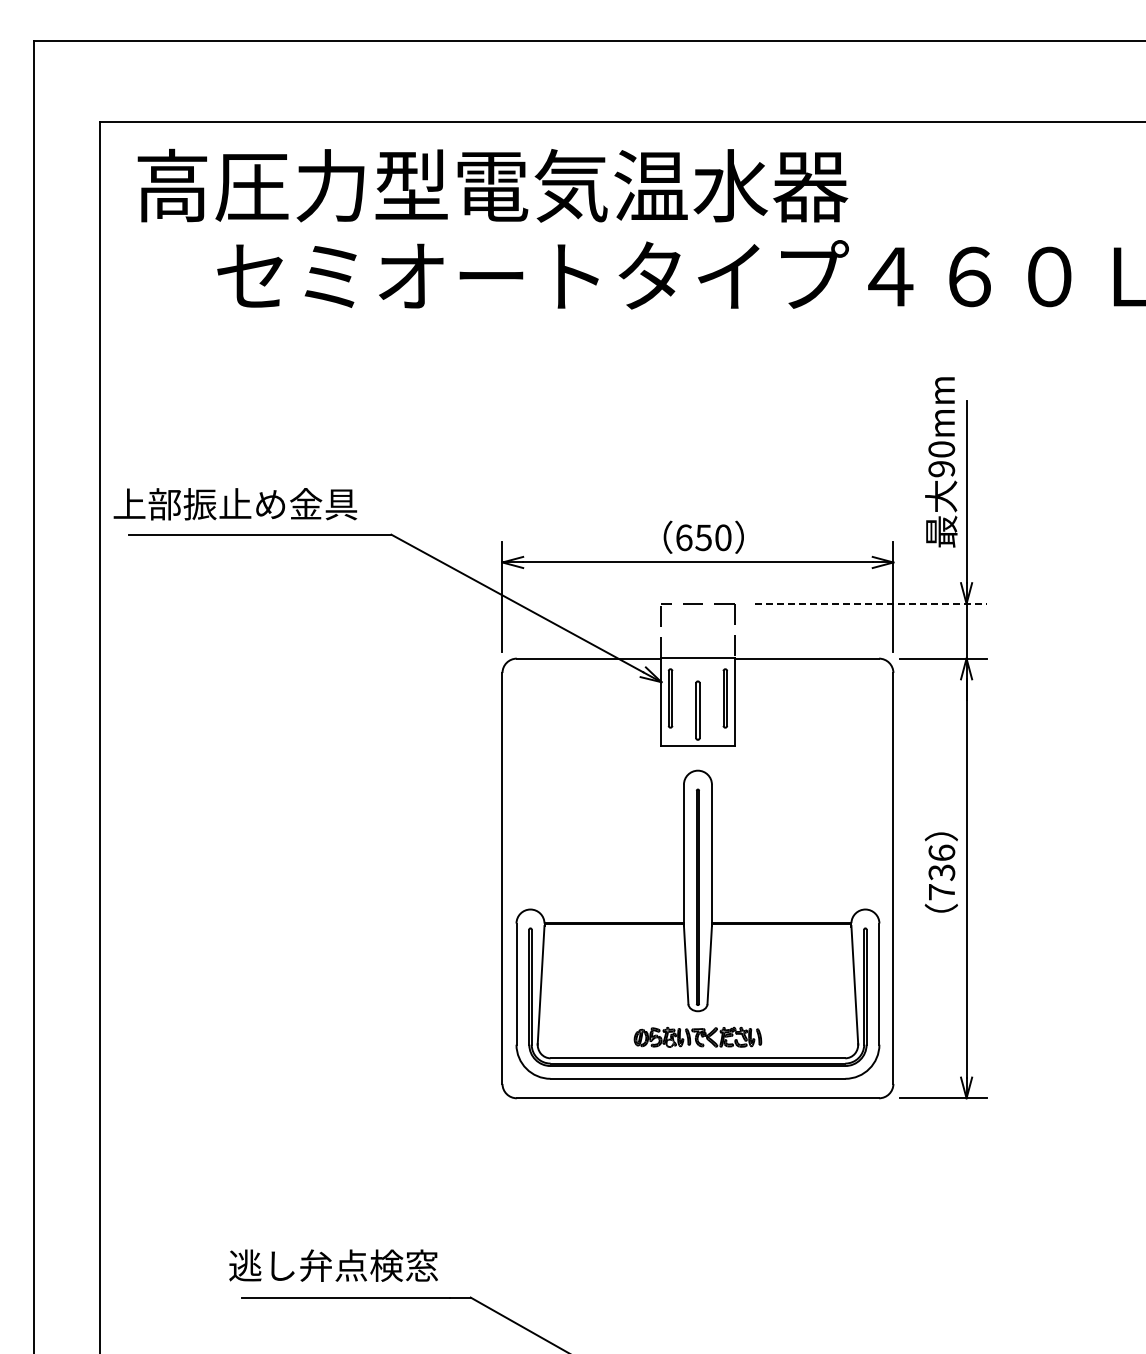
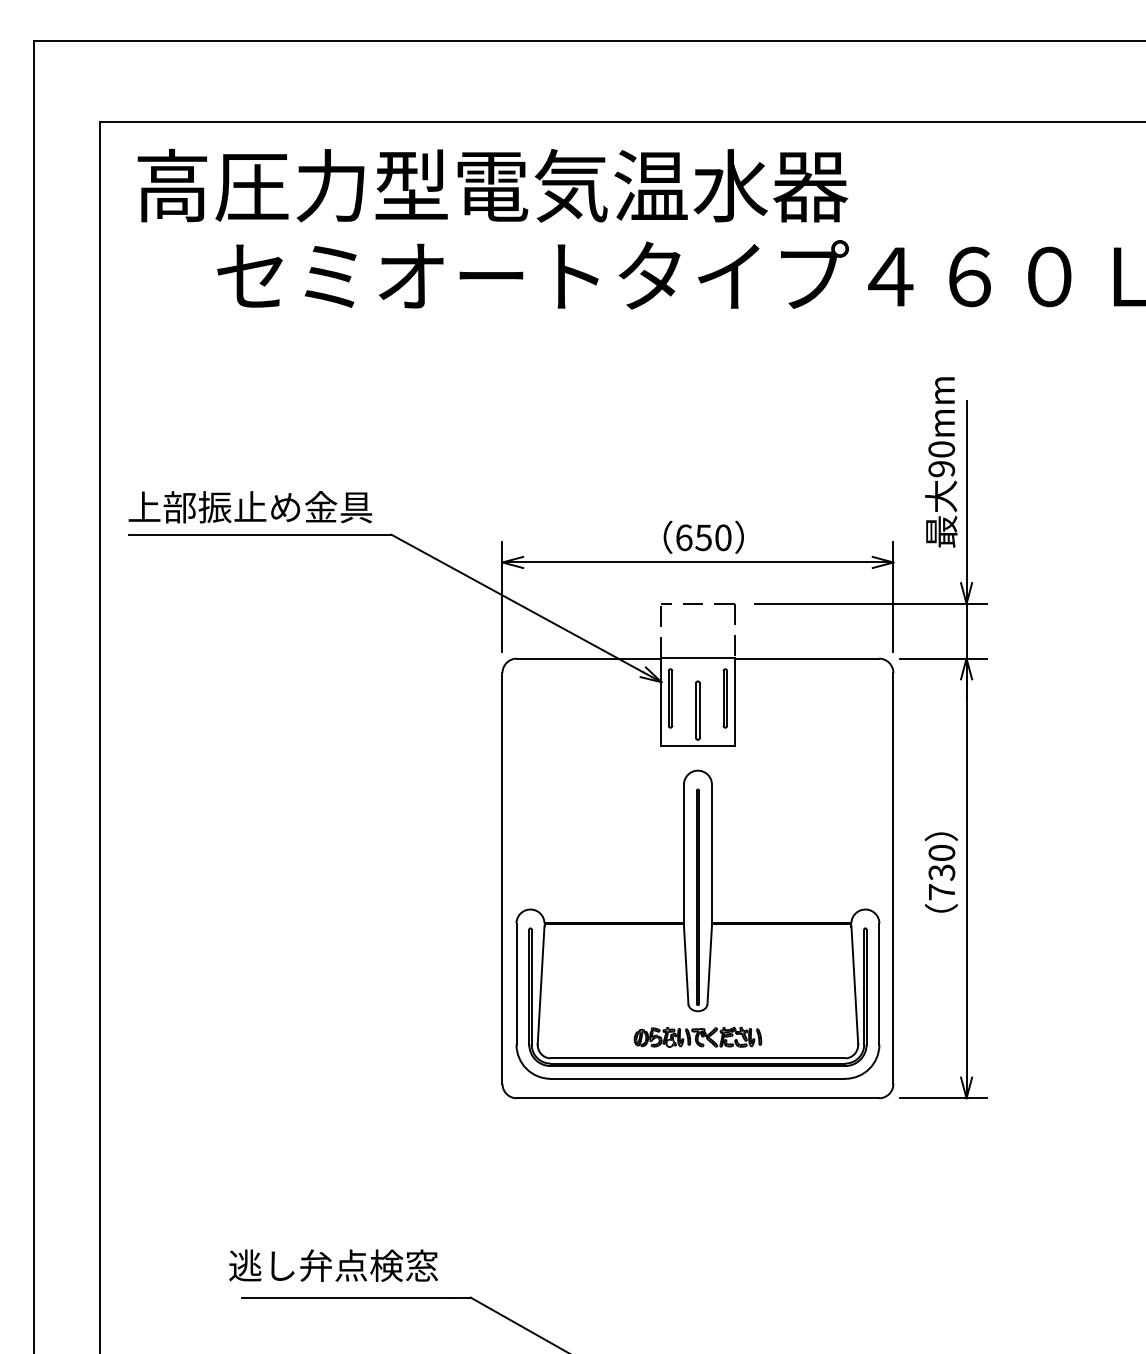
text position: (235, 504) -> (250, 507) (250, 507)
line: dashed -> solid (871, 603)
text: 736 -> 730 (941, 852)
